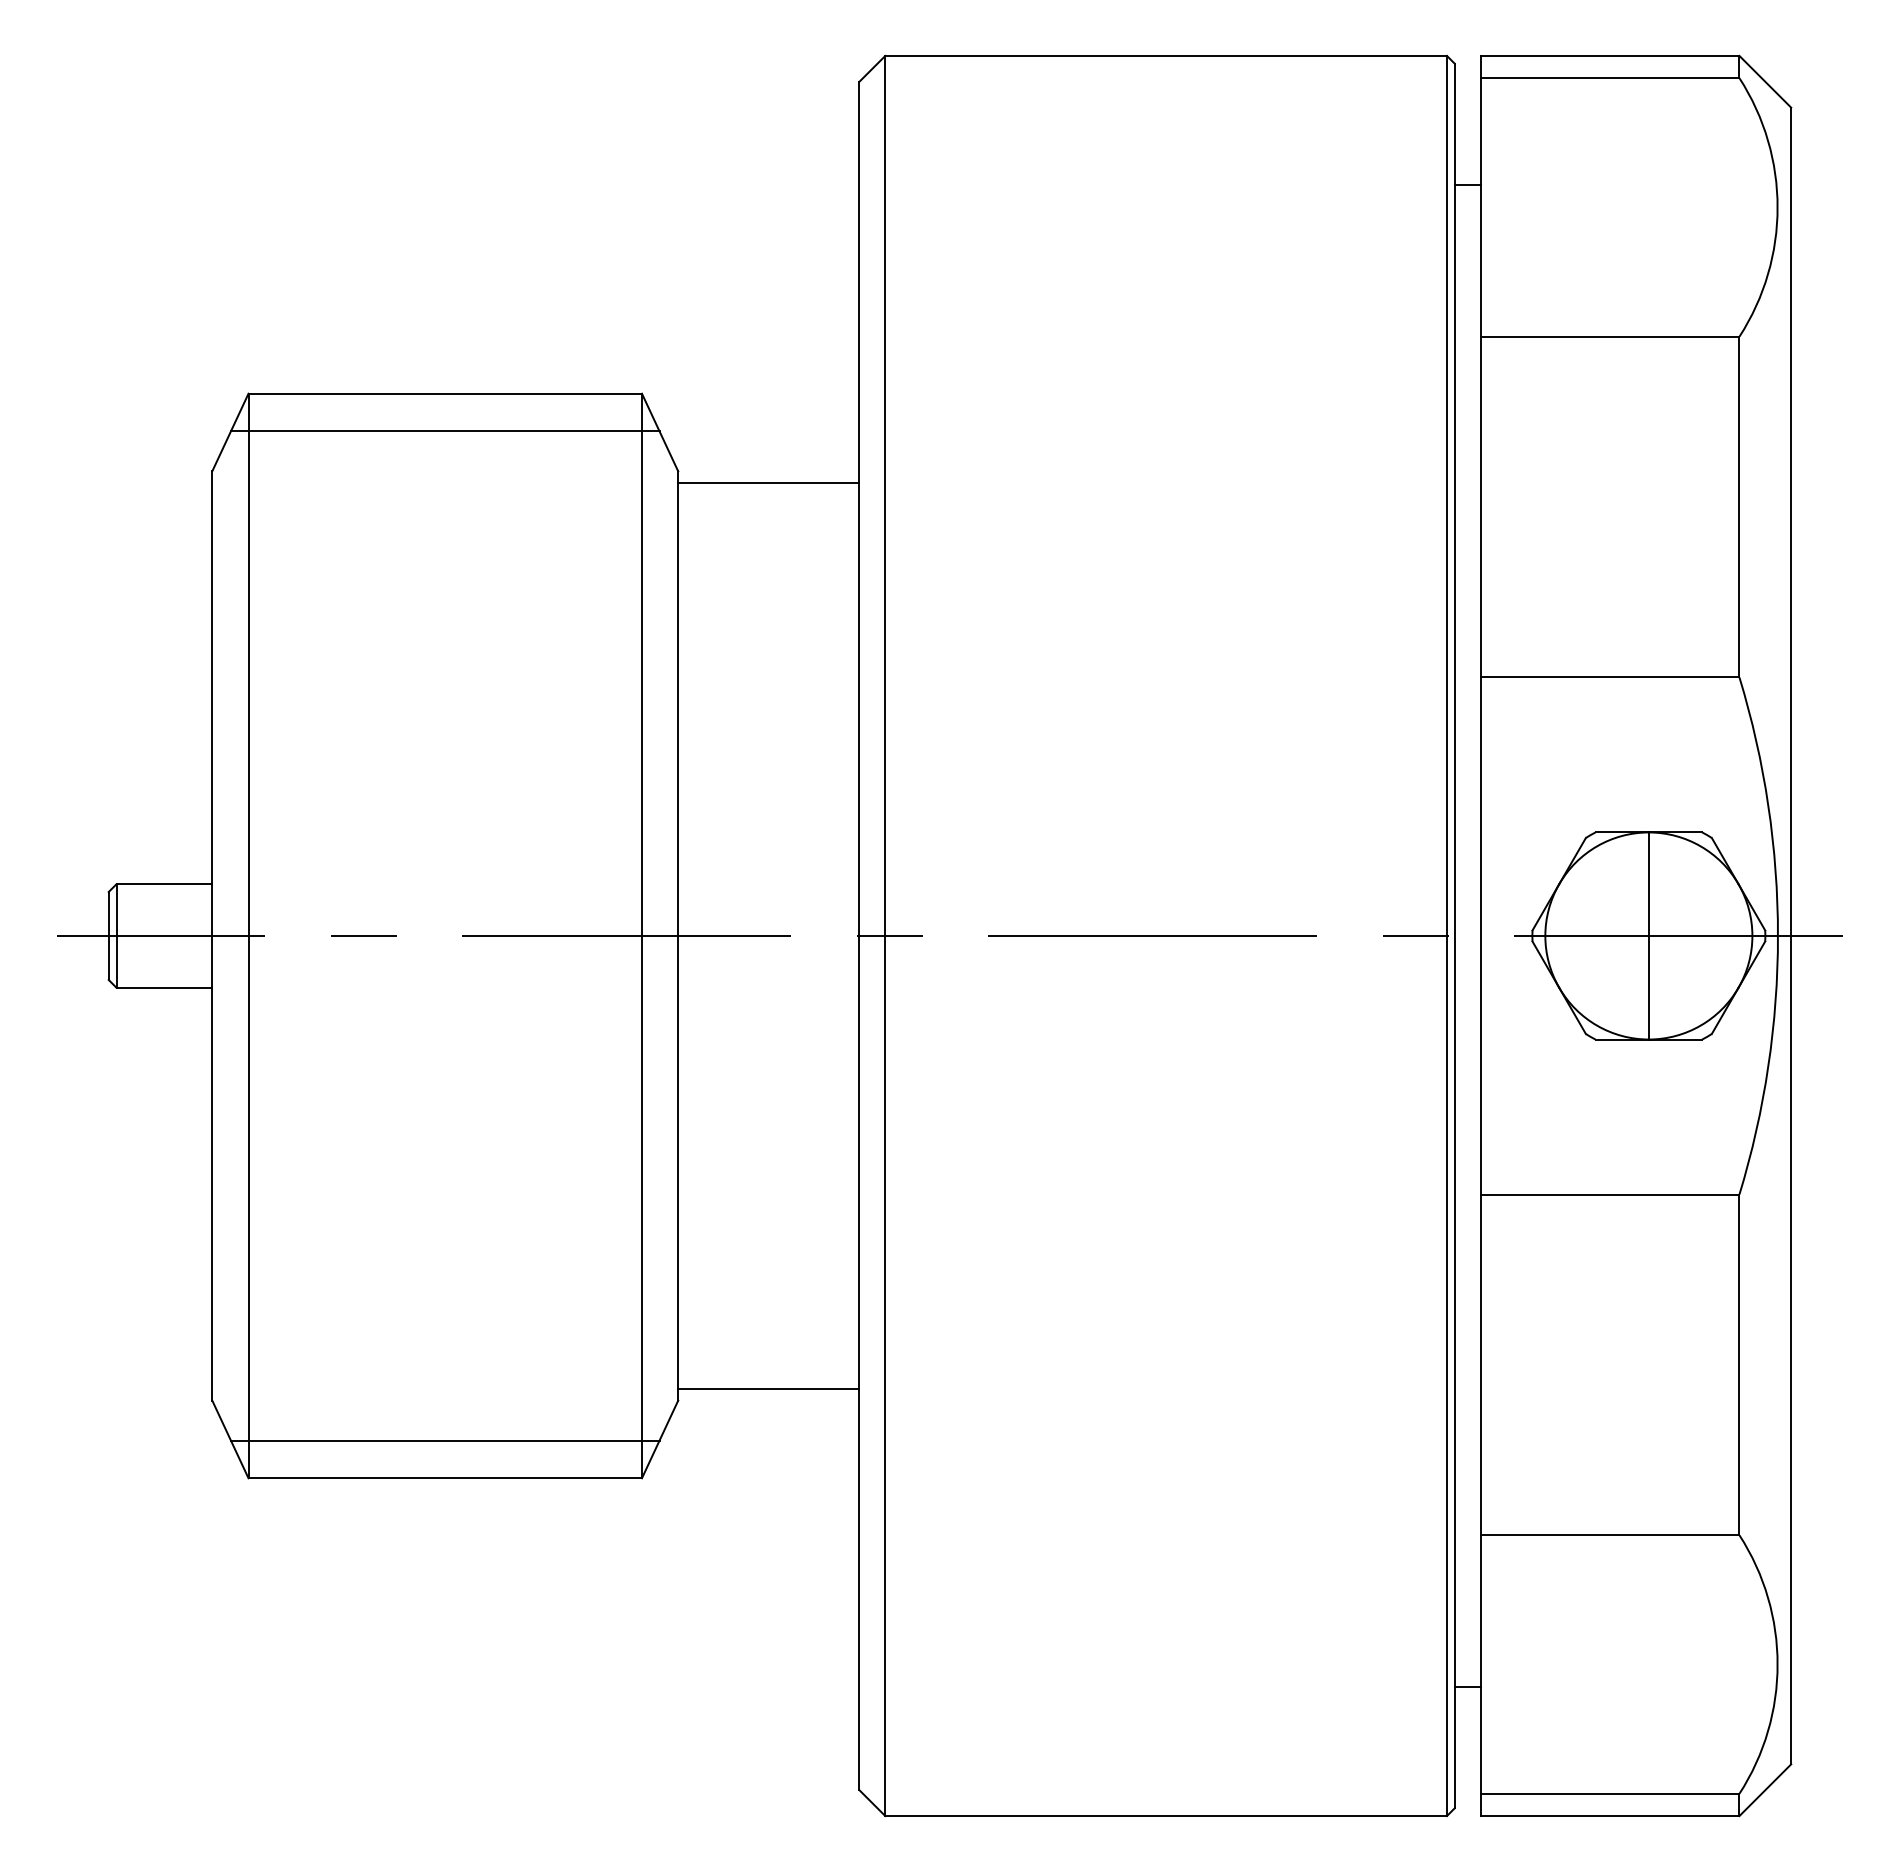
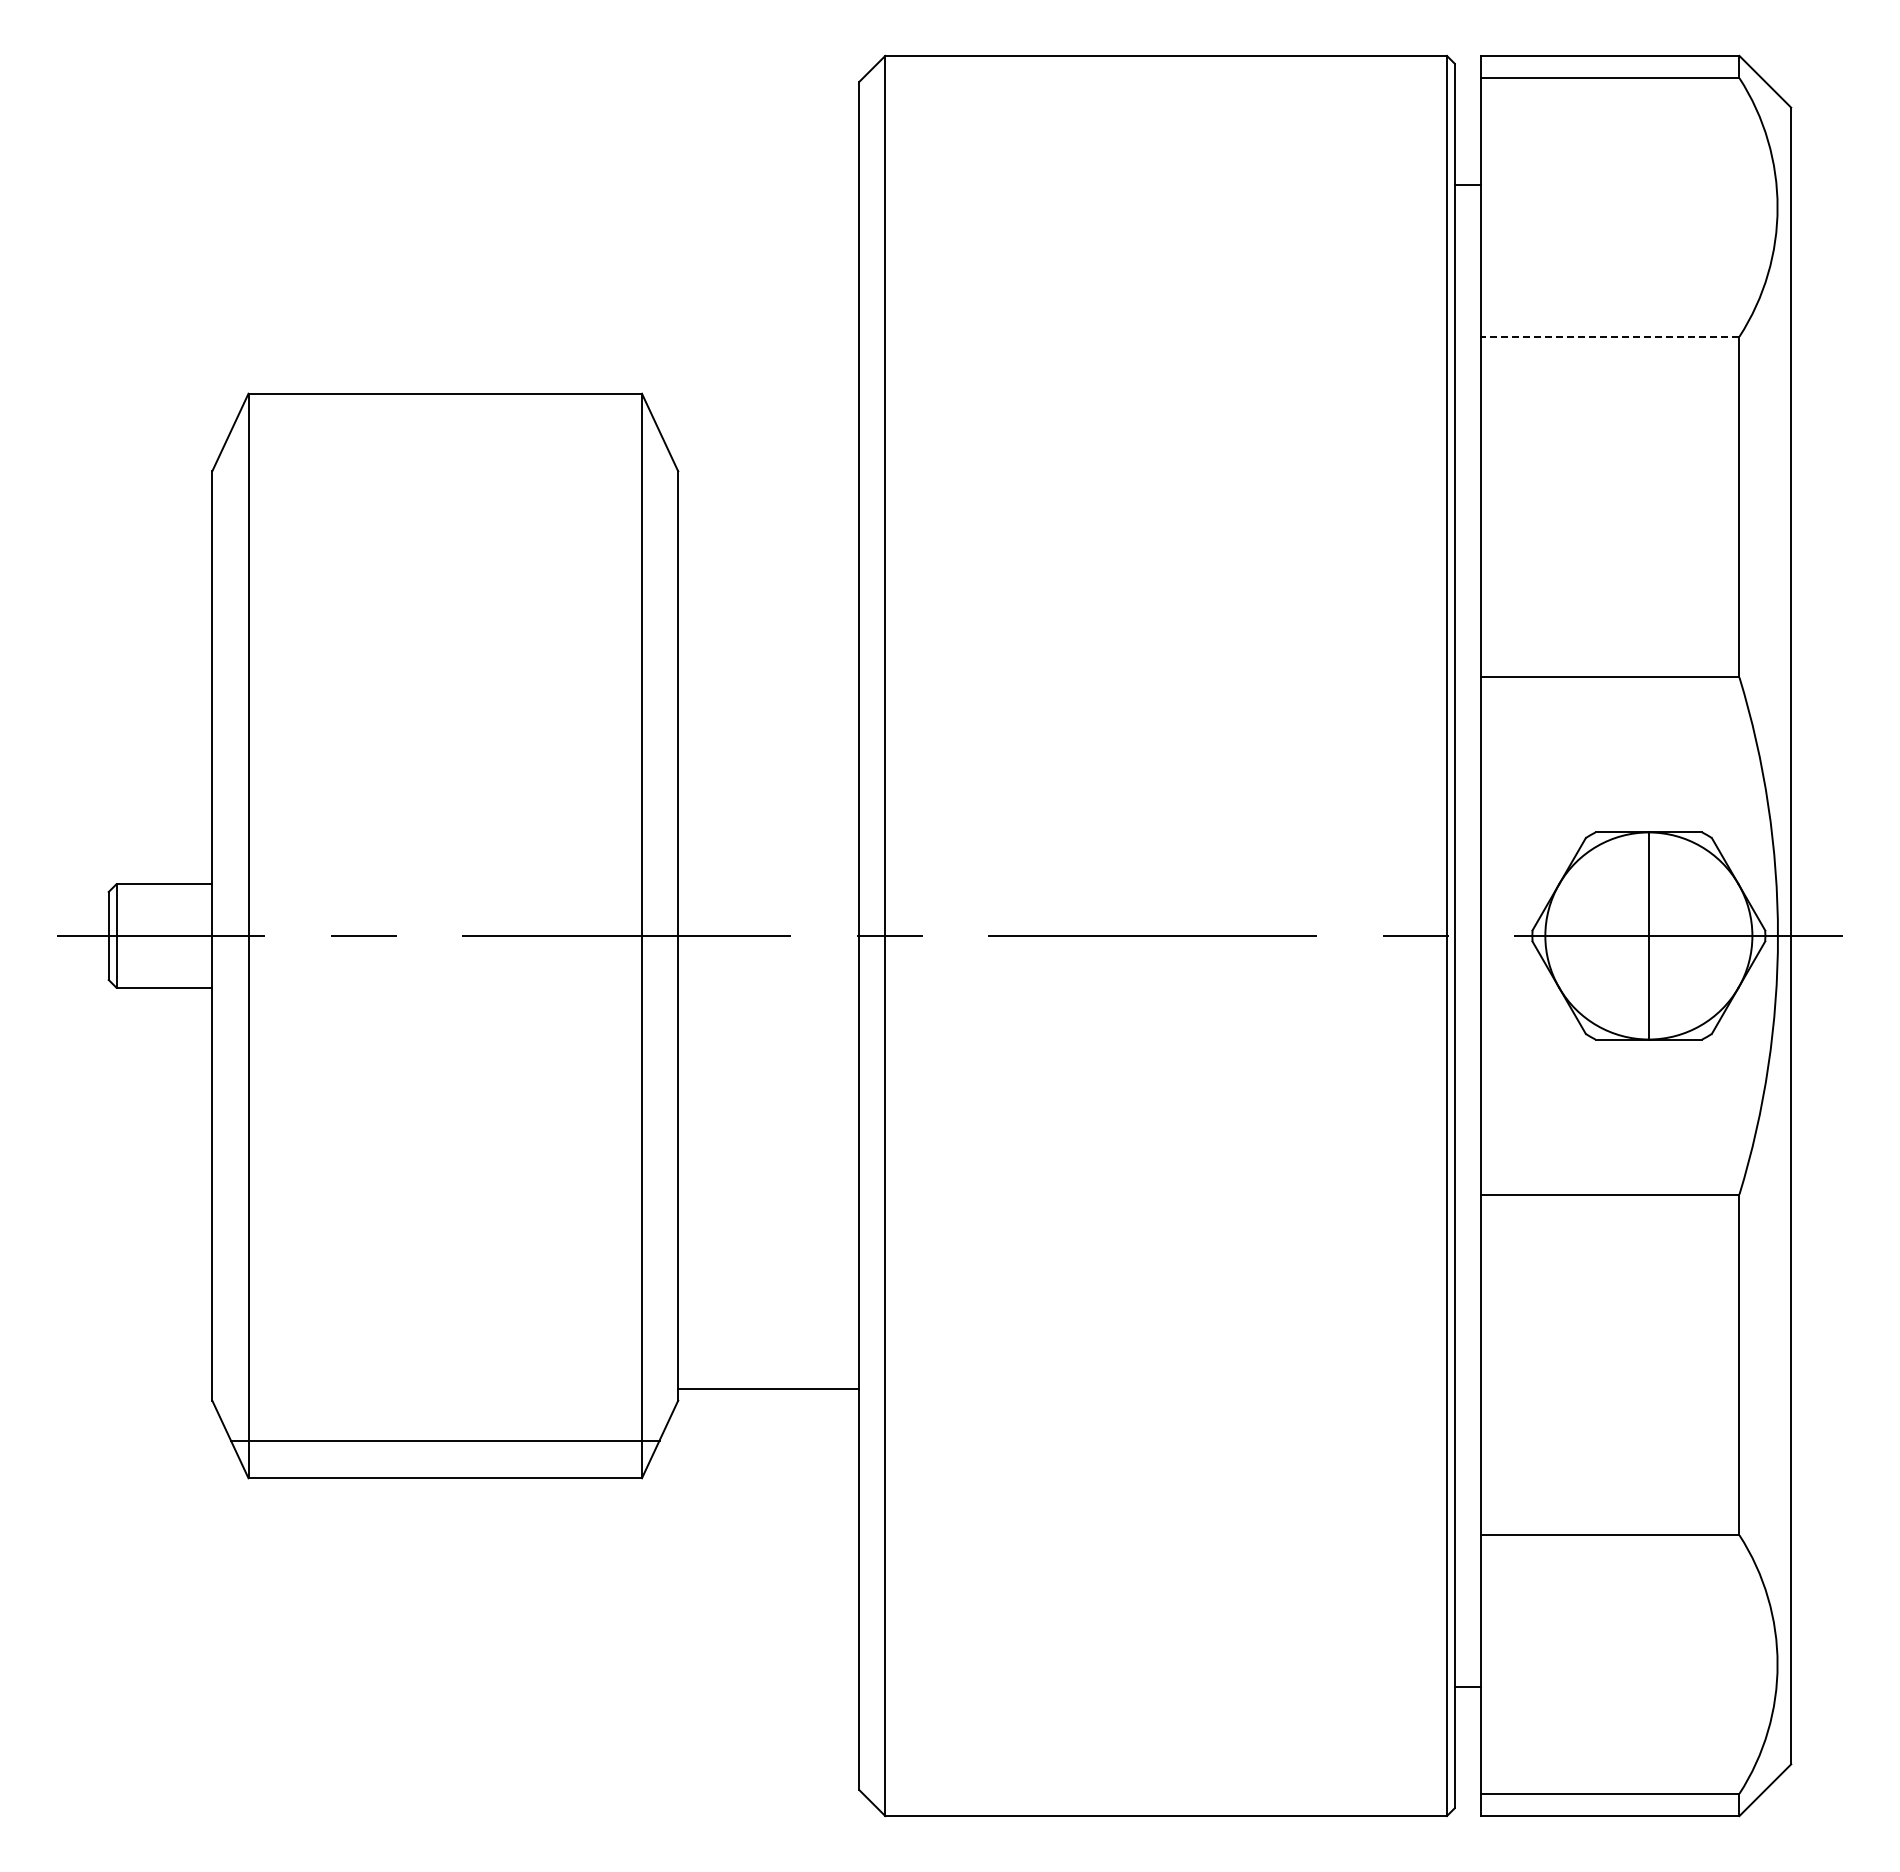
line: solid -> dashed (1609, 336)
line: present -> none (444, 431)
line: present -> none (768, 483)
